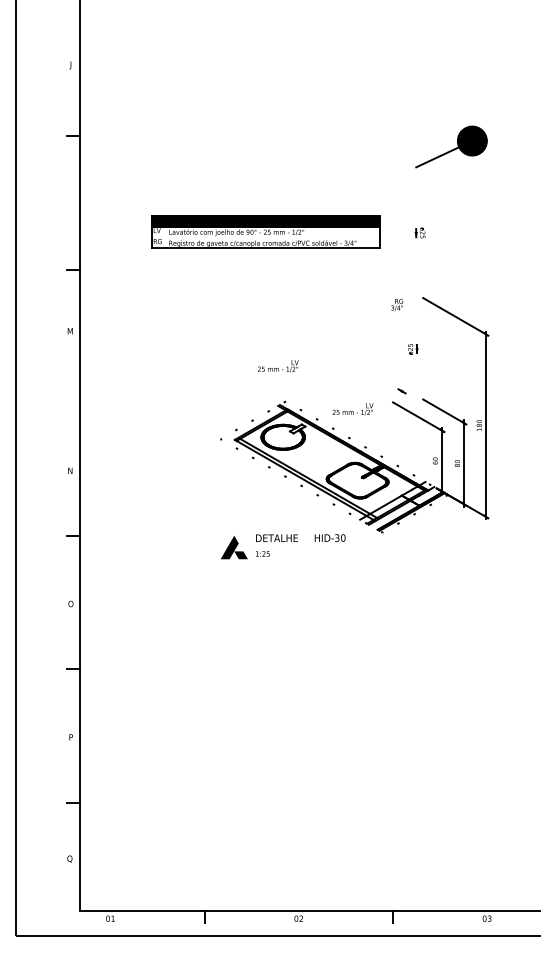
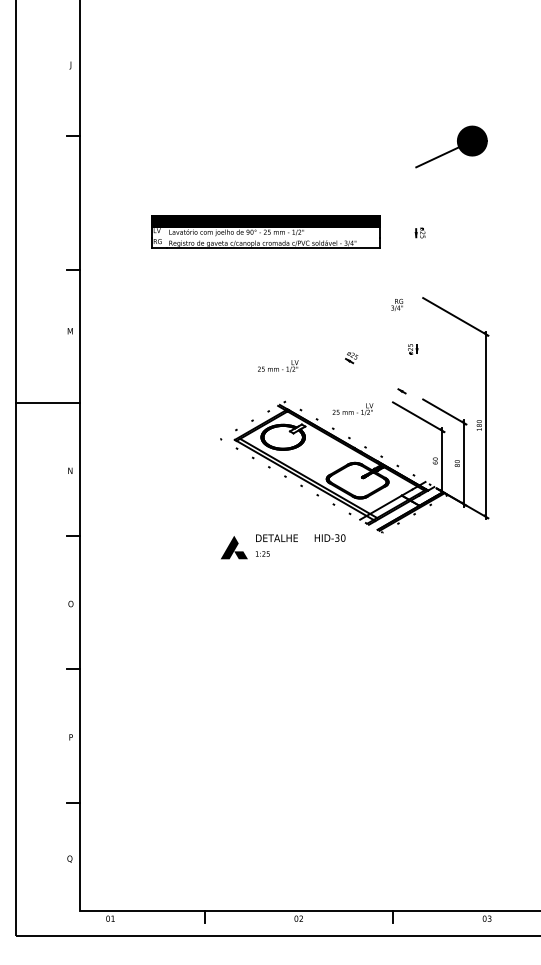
part: none -> present (351, 358)
line: none -> present (47, 402)
